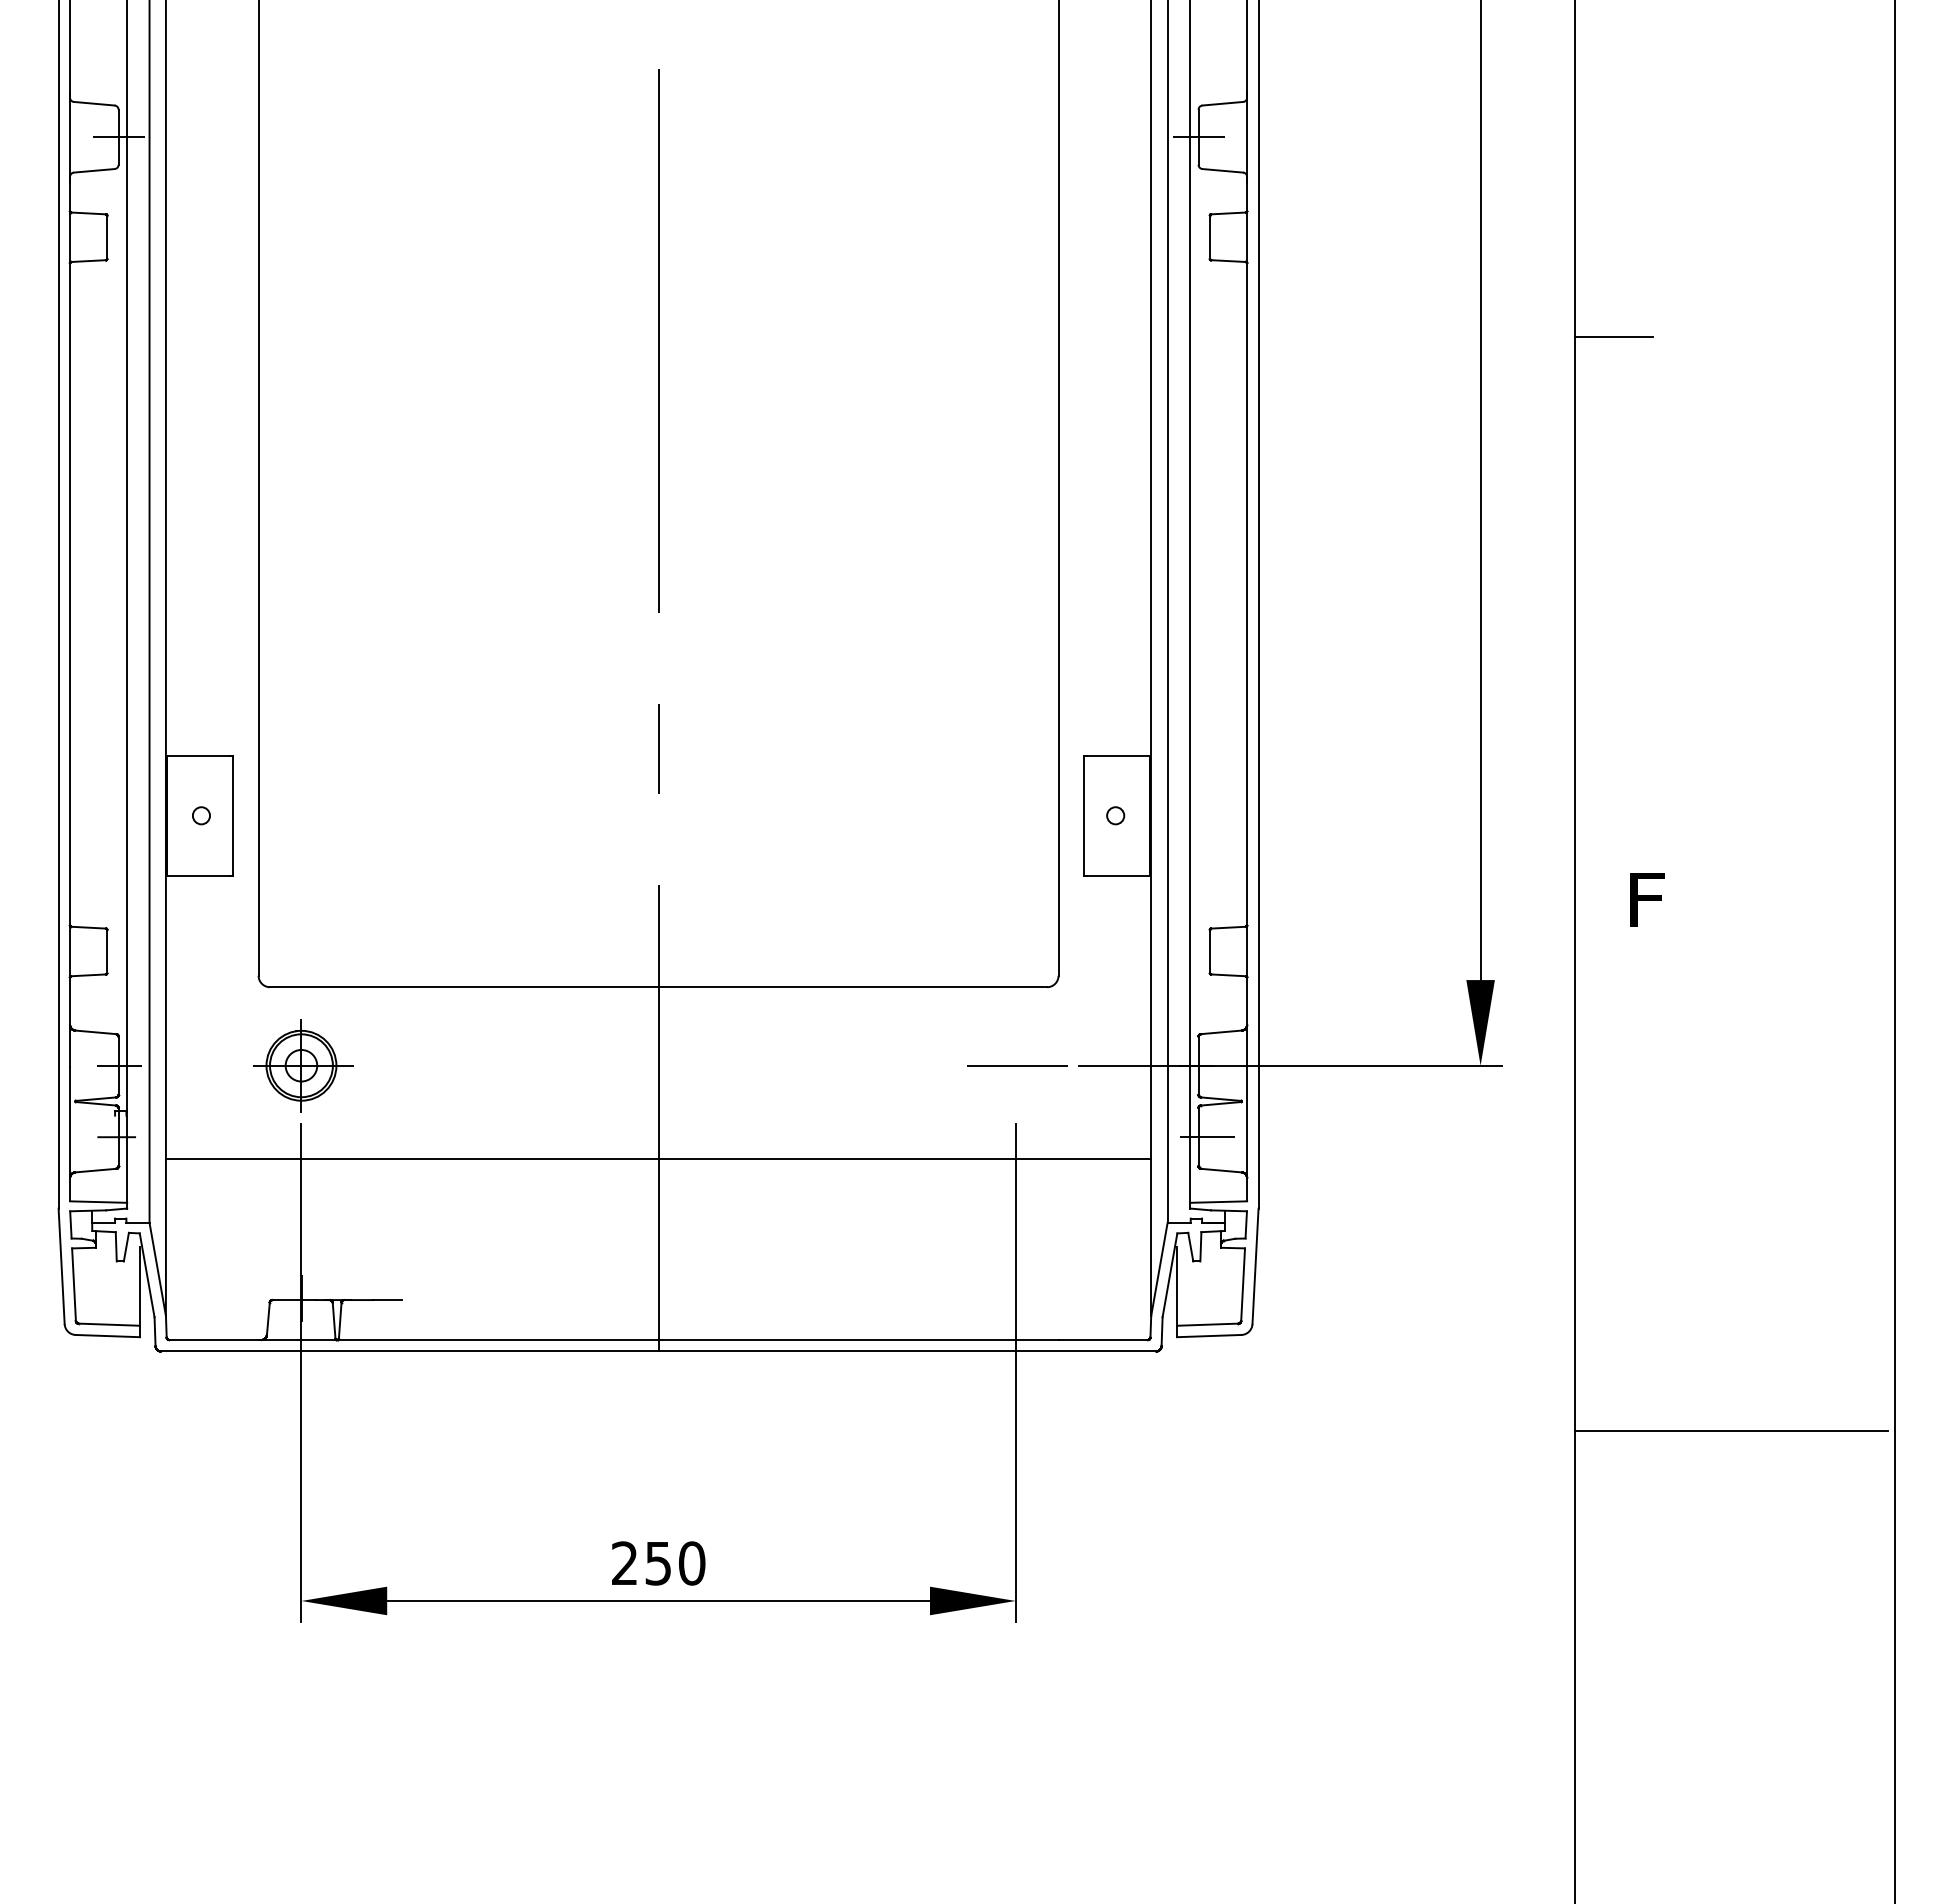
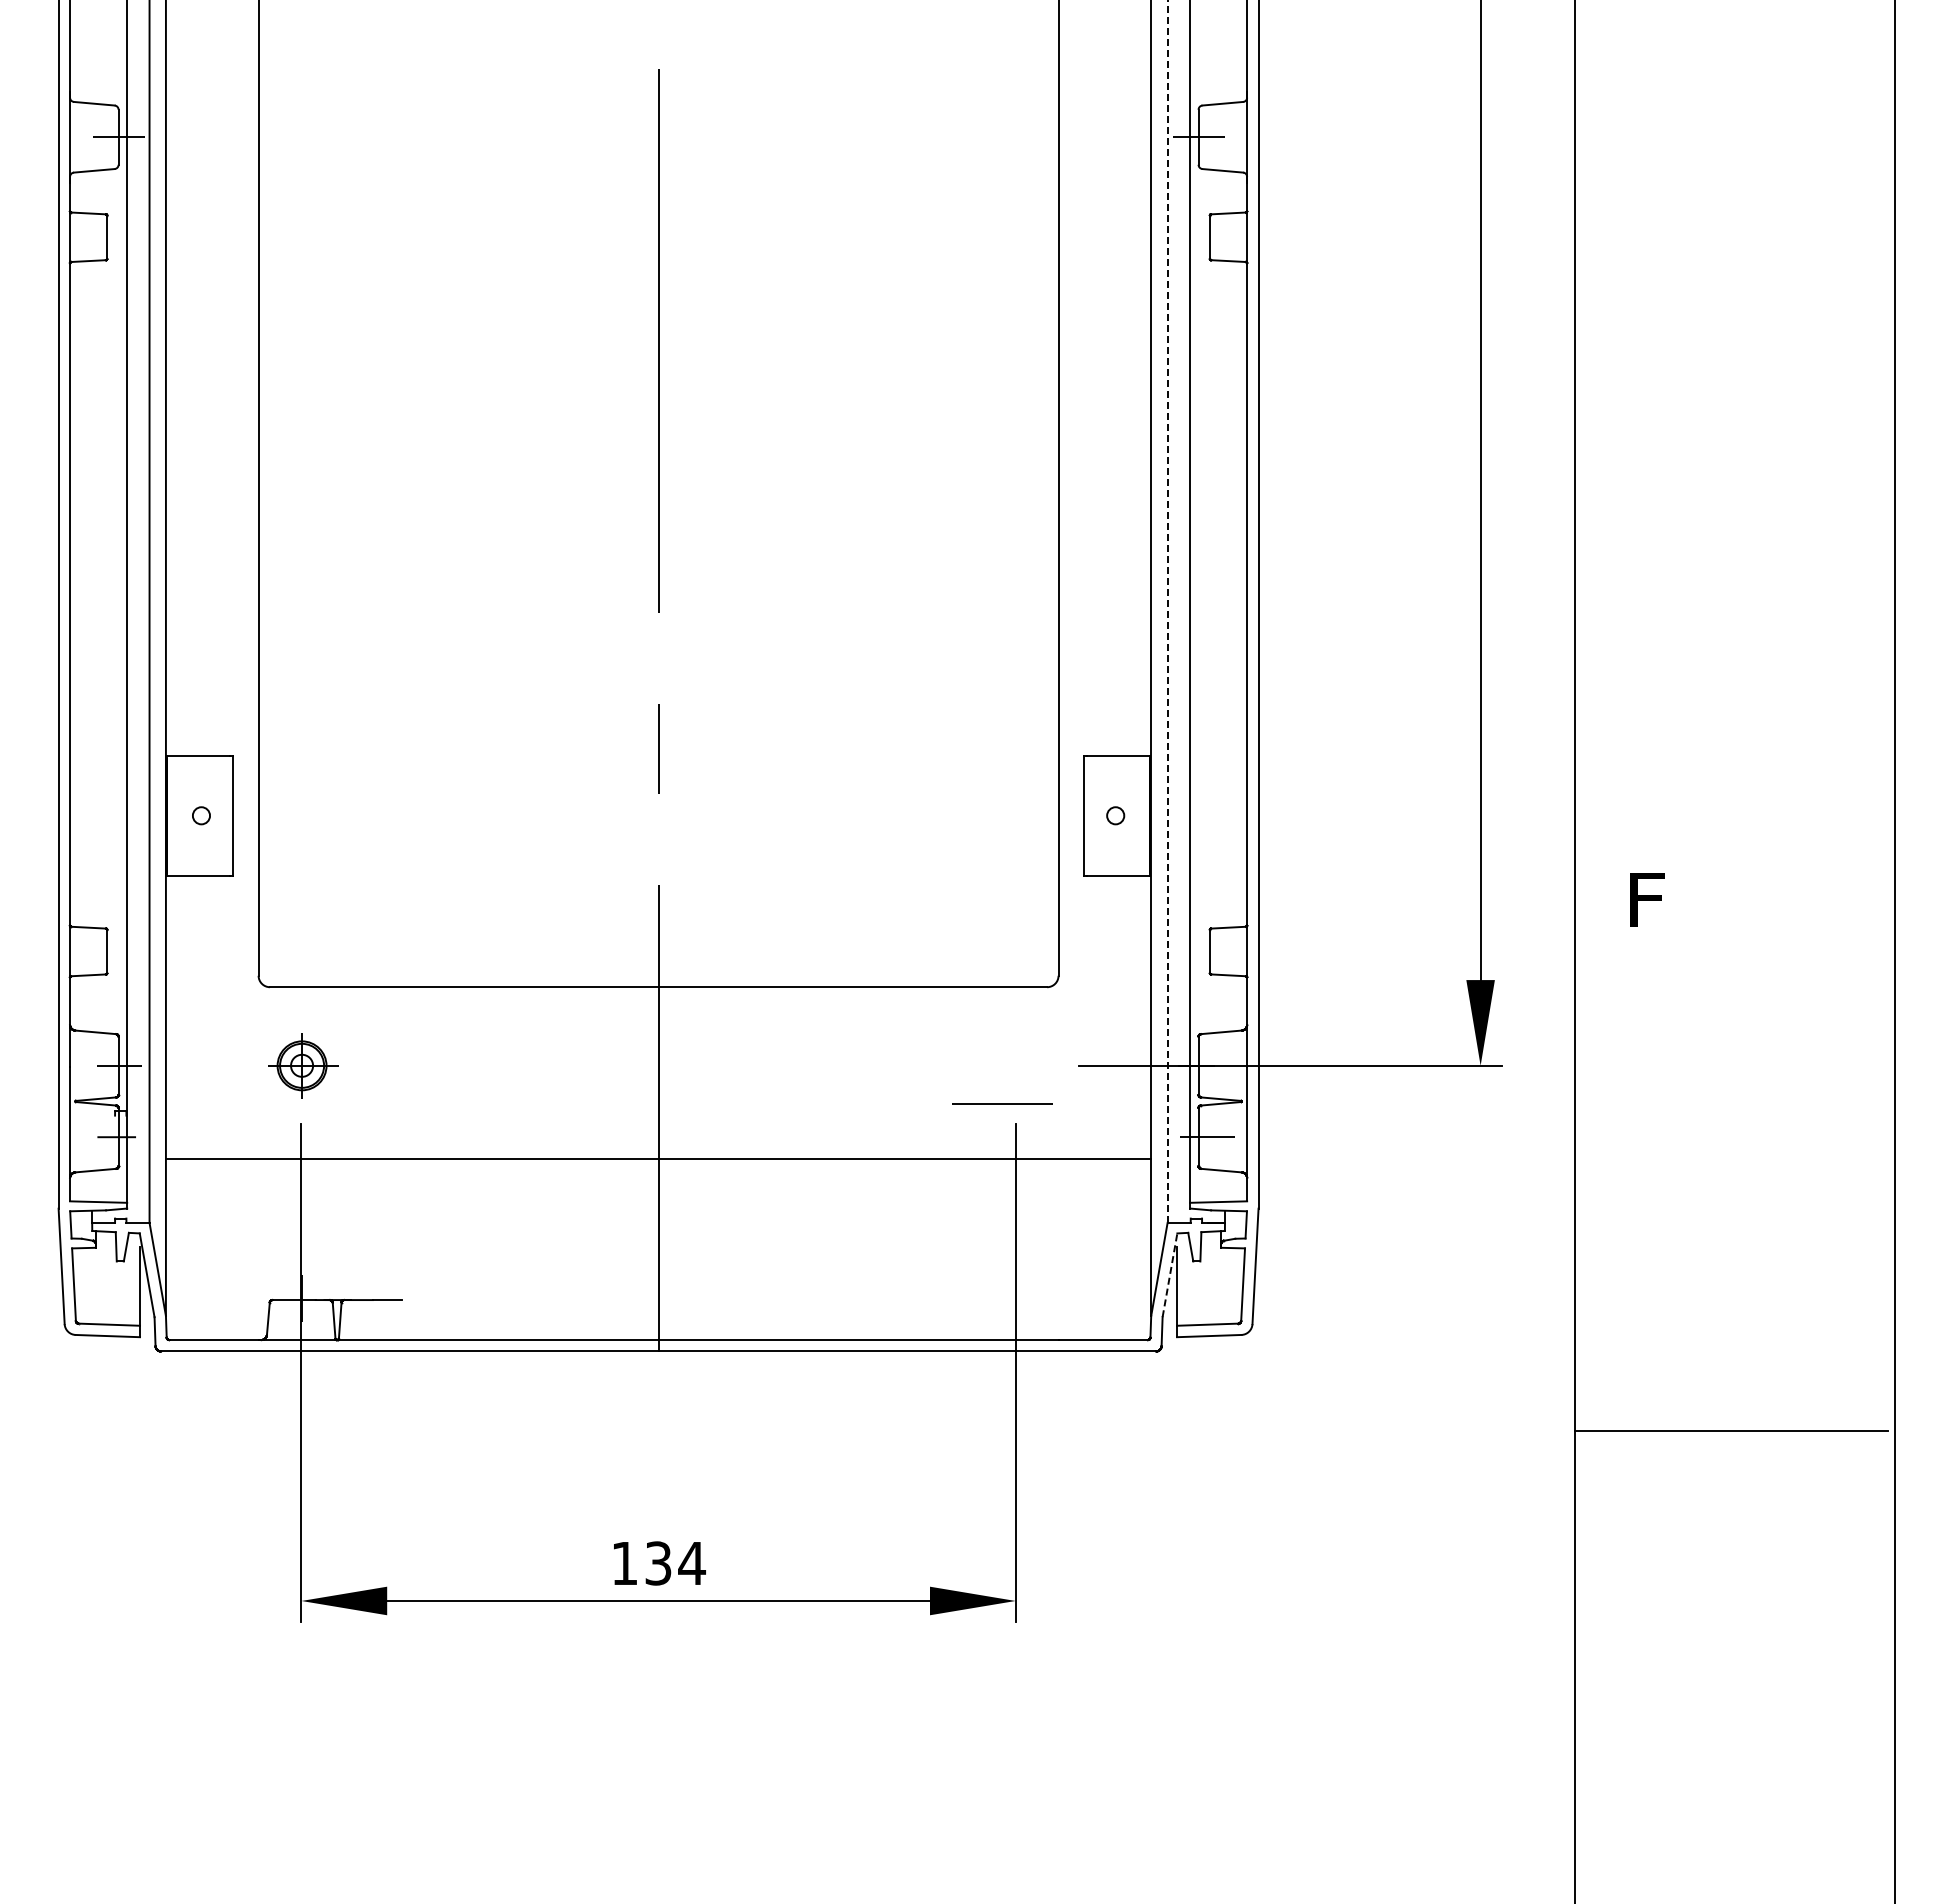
line: present -> none (1614, 337)
line: solid -> dashed (1167, 611)
part size: 101x94 px -> 71x66 px (303, 1065)
line position: (1017, 1065) -> (1002, 1103) (1002, 1103)
line: solid -> dashed (1169, 1275)
text: 250 -> 134 (658, 1563)
